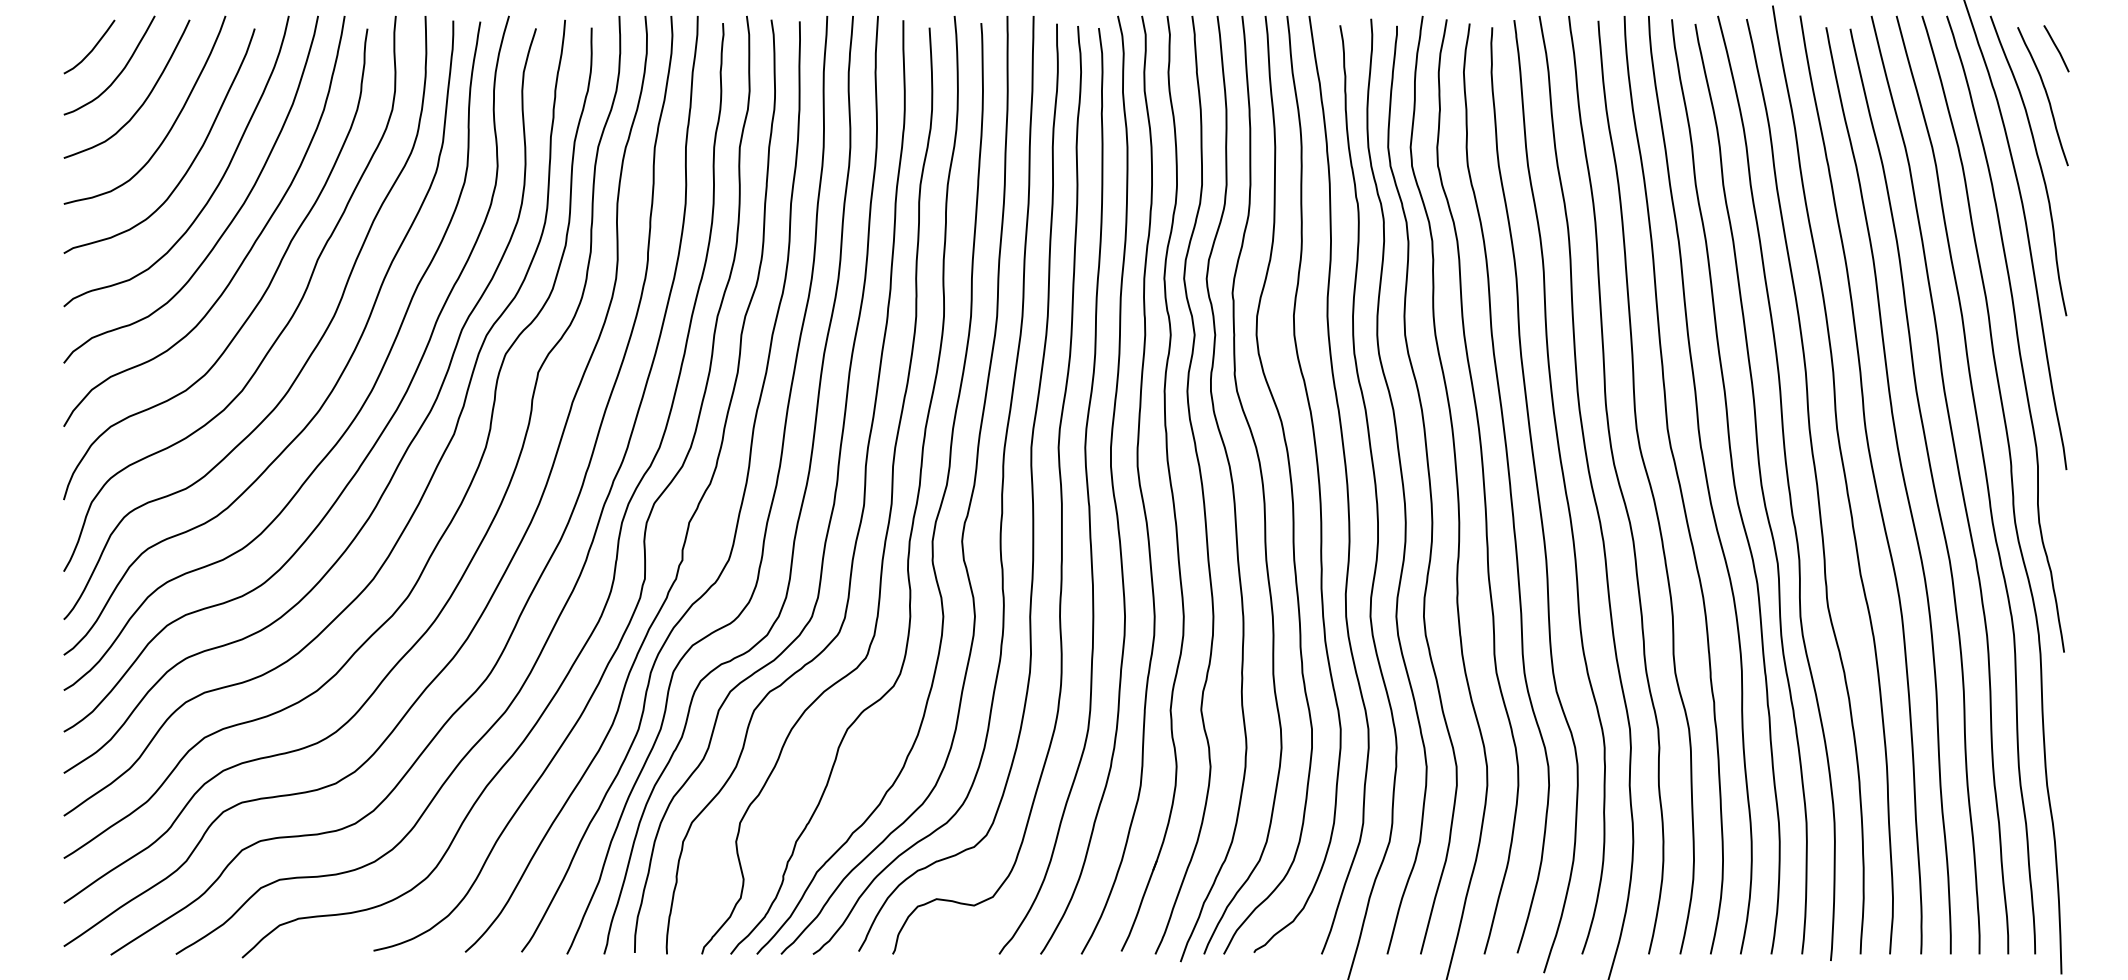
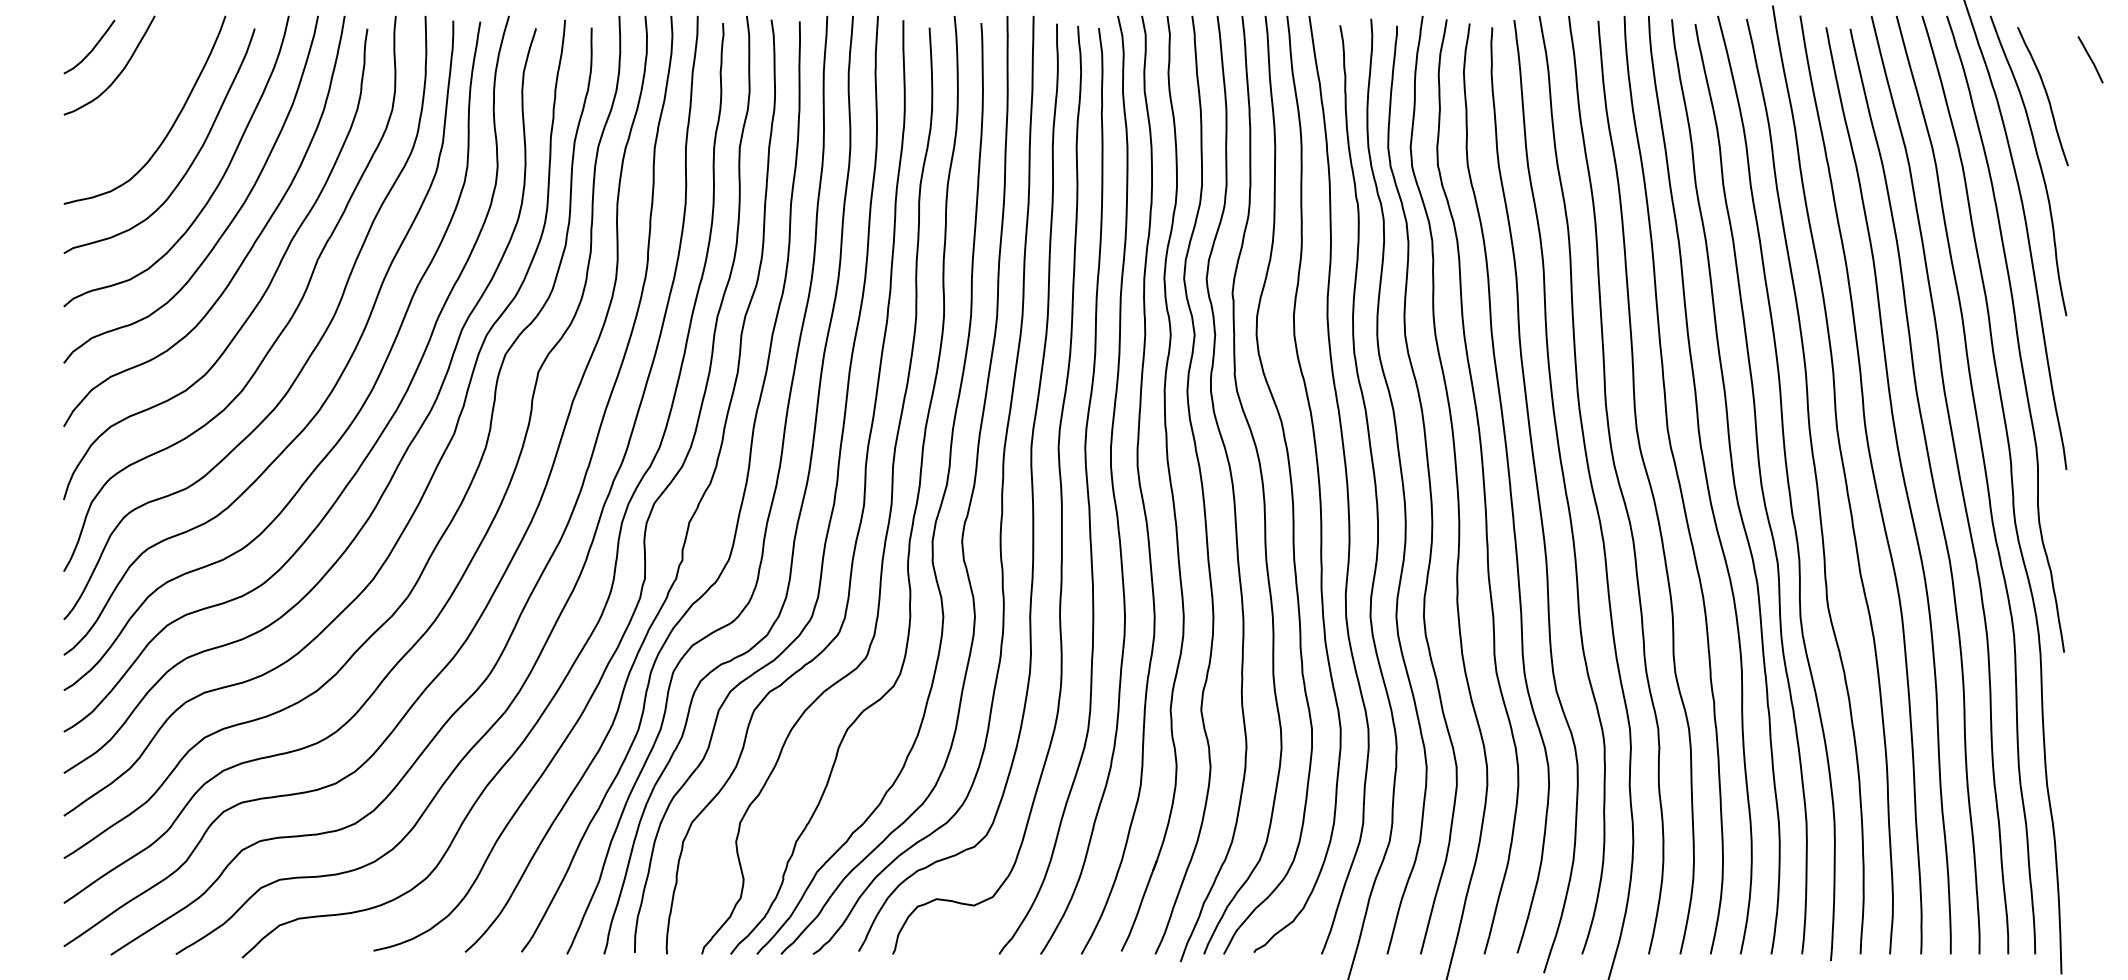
line position: (2056, 48) -> (2090, 59) (2090, 59)
curve: present -> none (143, 101)
